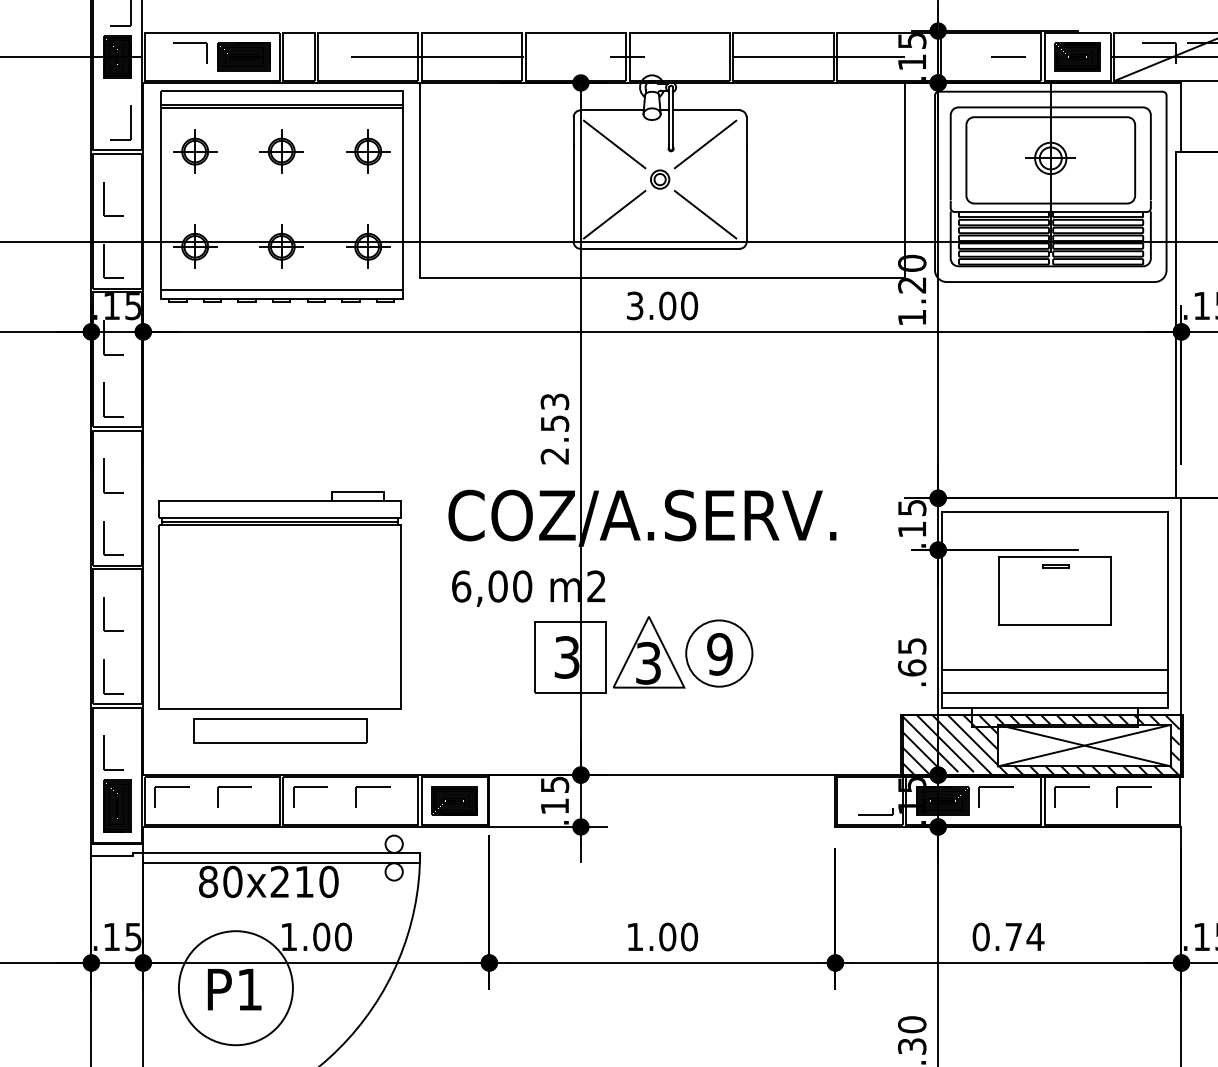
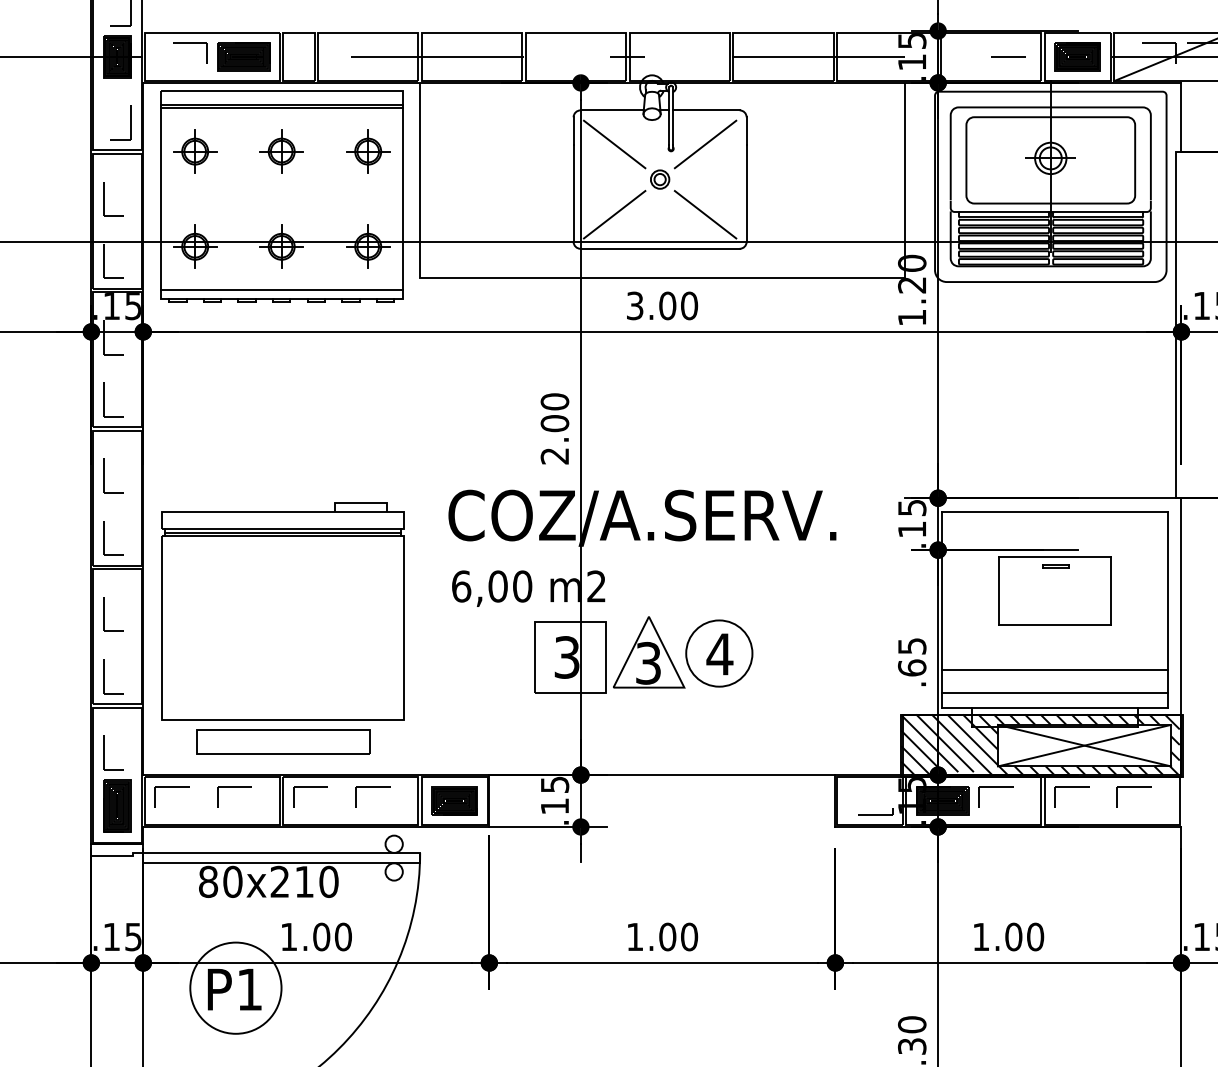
text: 2.53 -> 2.00 (554, 412)
part position: (279, 617) -> (282, 628) (282, 628)
text: 9 -> 4 (719, 654)
text: 0.74 -> 1.00 (1008, 936)
circle diameter: 114 px -> 91 px (235, 987)
